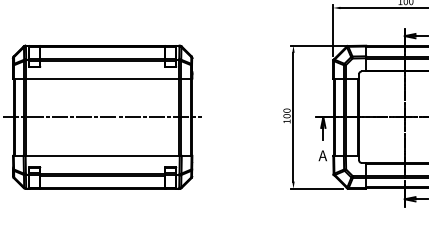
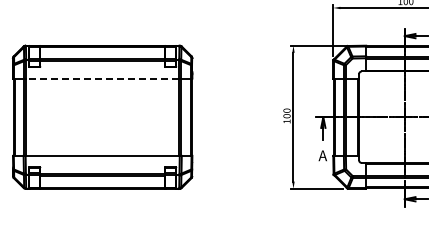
line: solid -> dashed (102, 78)
line: present -> none (102, 117)
